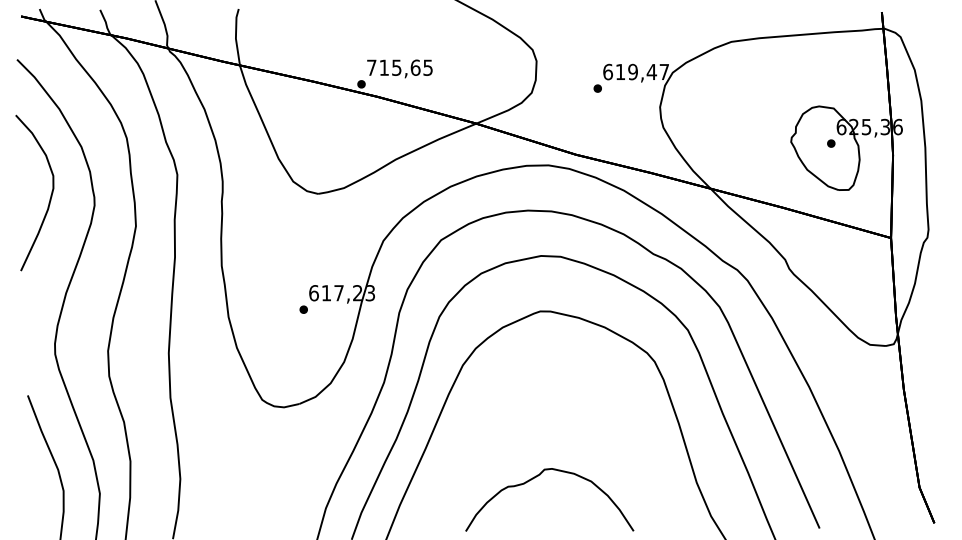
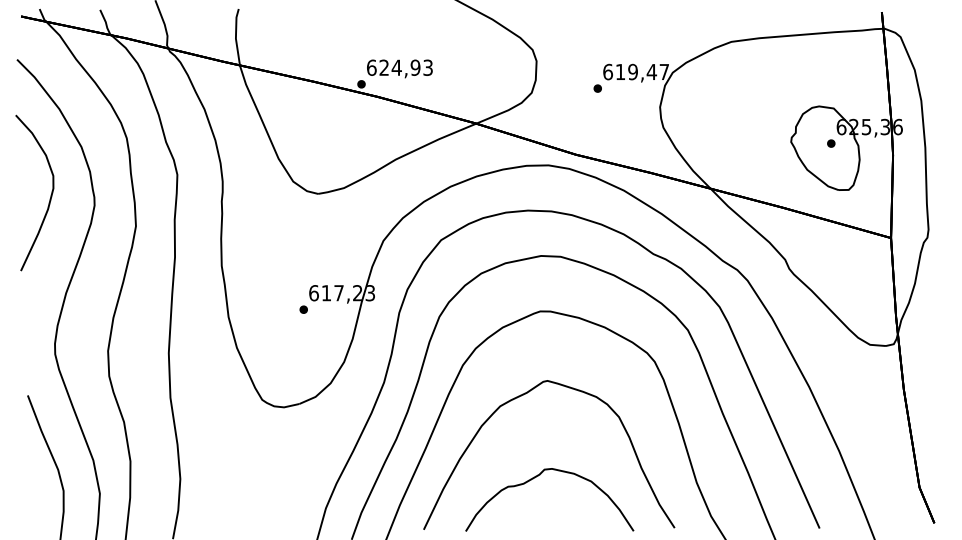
text: 715,65 -> 624,93 (399, 67)
curve: none -> present (521, 396)
